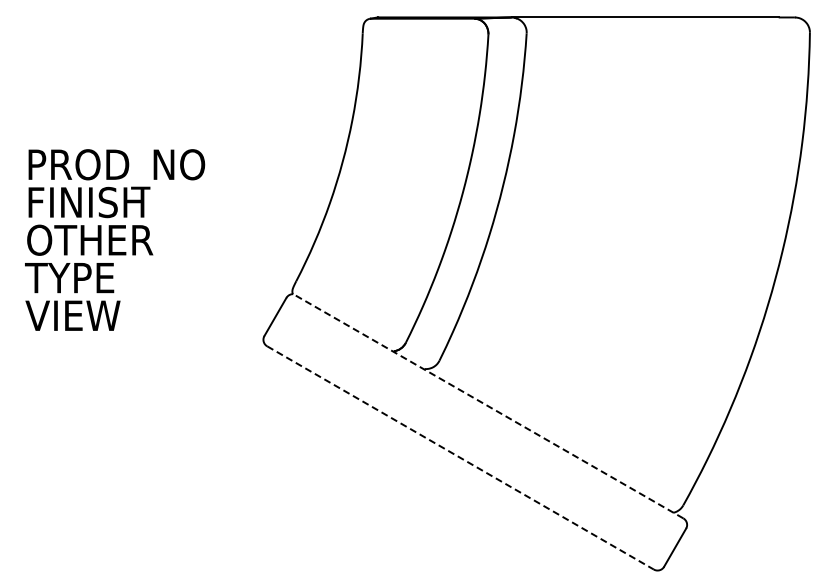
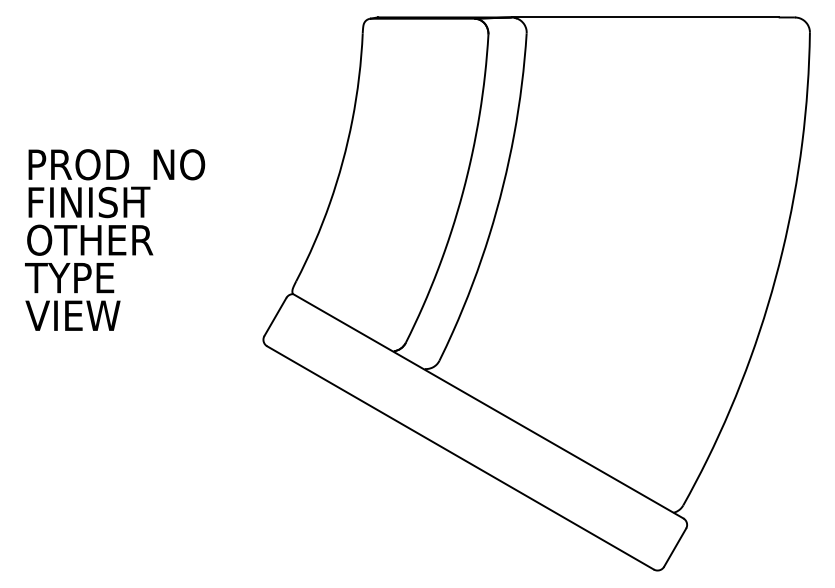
line: dashed -> solid (488, 406)
line: dashed -> solid (460, 458)
